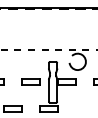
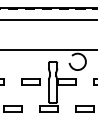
line: none -> present (48, 20)
line: dashed -> solid (48, 50)
part: none -> present (84, 108)
